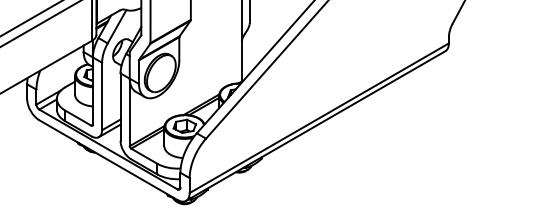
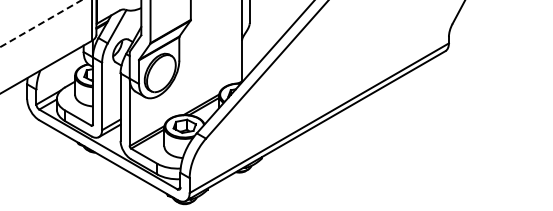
line: present -> none (30, 18)
line: solid -> dashed (41, 23)
